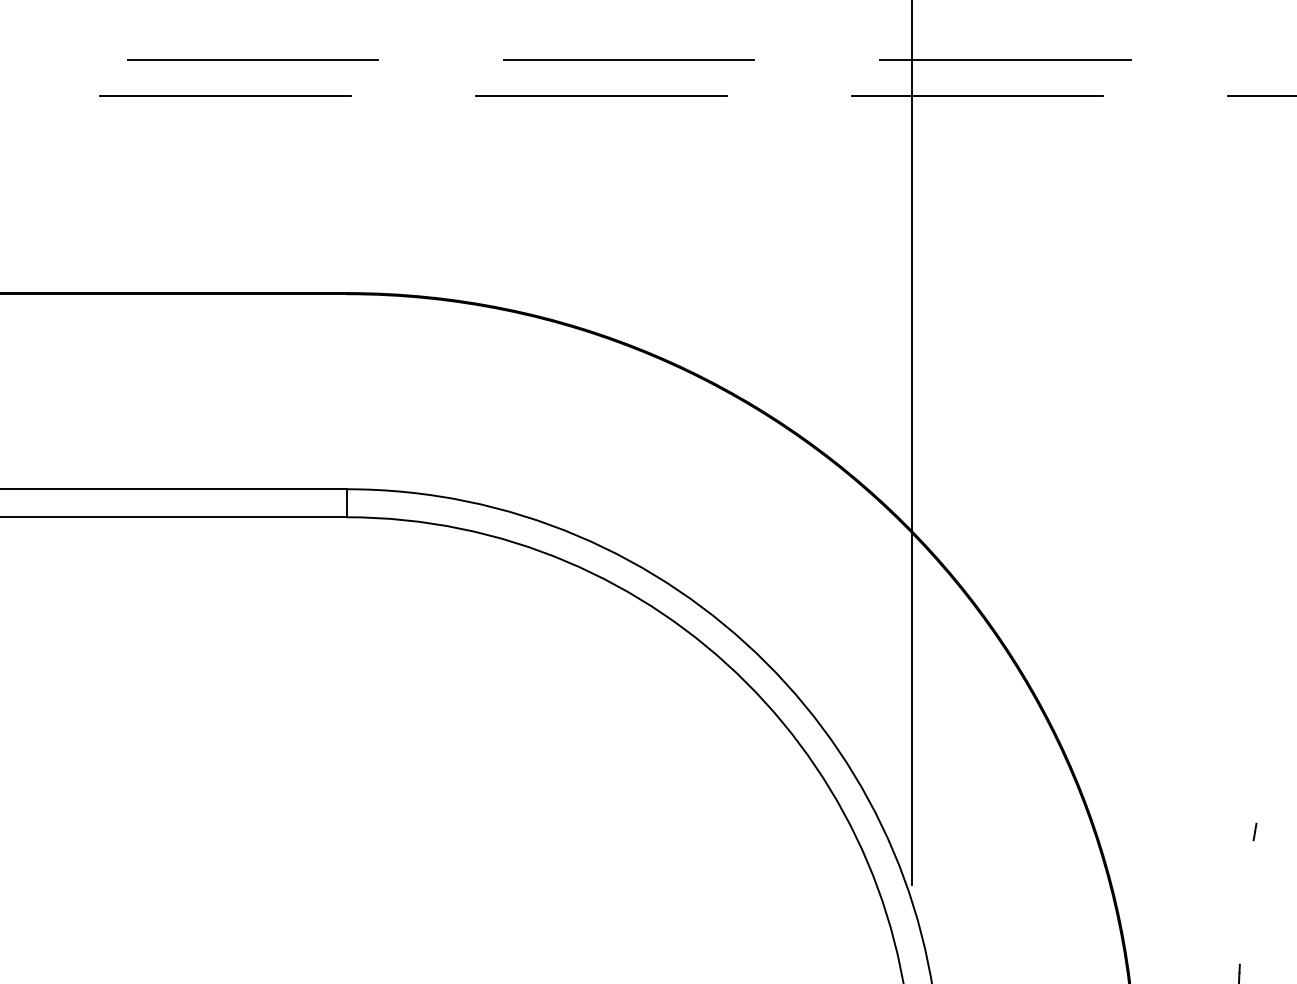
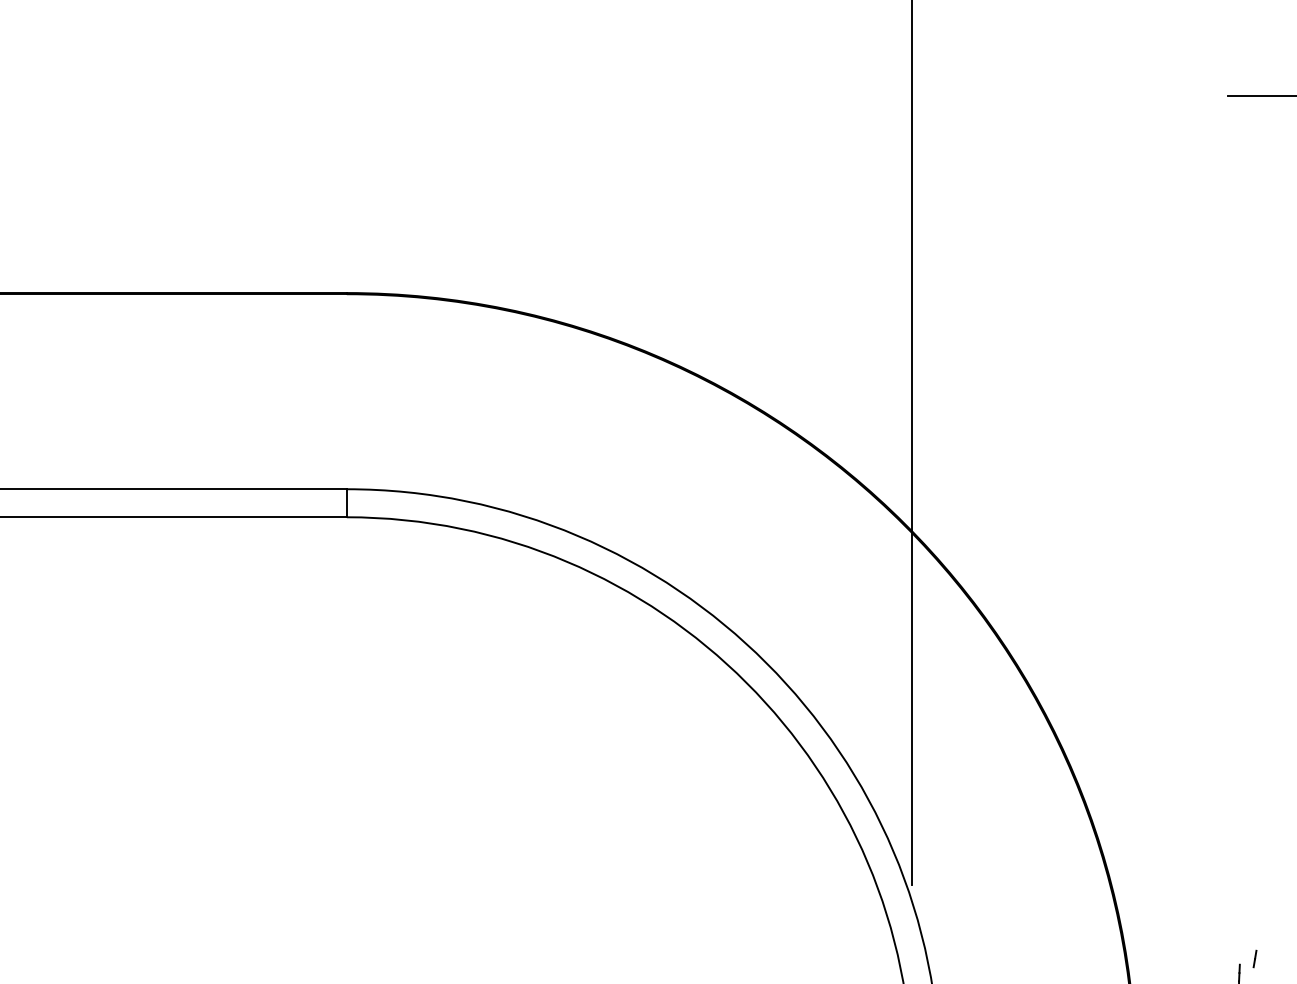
line: present -> none (628, 59)
line: present -> none (252, 60)
line: present -> none (1004, 60)
line: present -> none (601, 95)
line: present -> none (225, 96)
line: present -> none (977, 96)
line position: (1254, 831) -> (1254, 958) (1254, 958)
